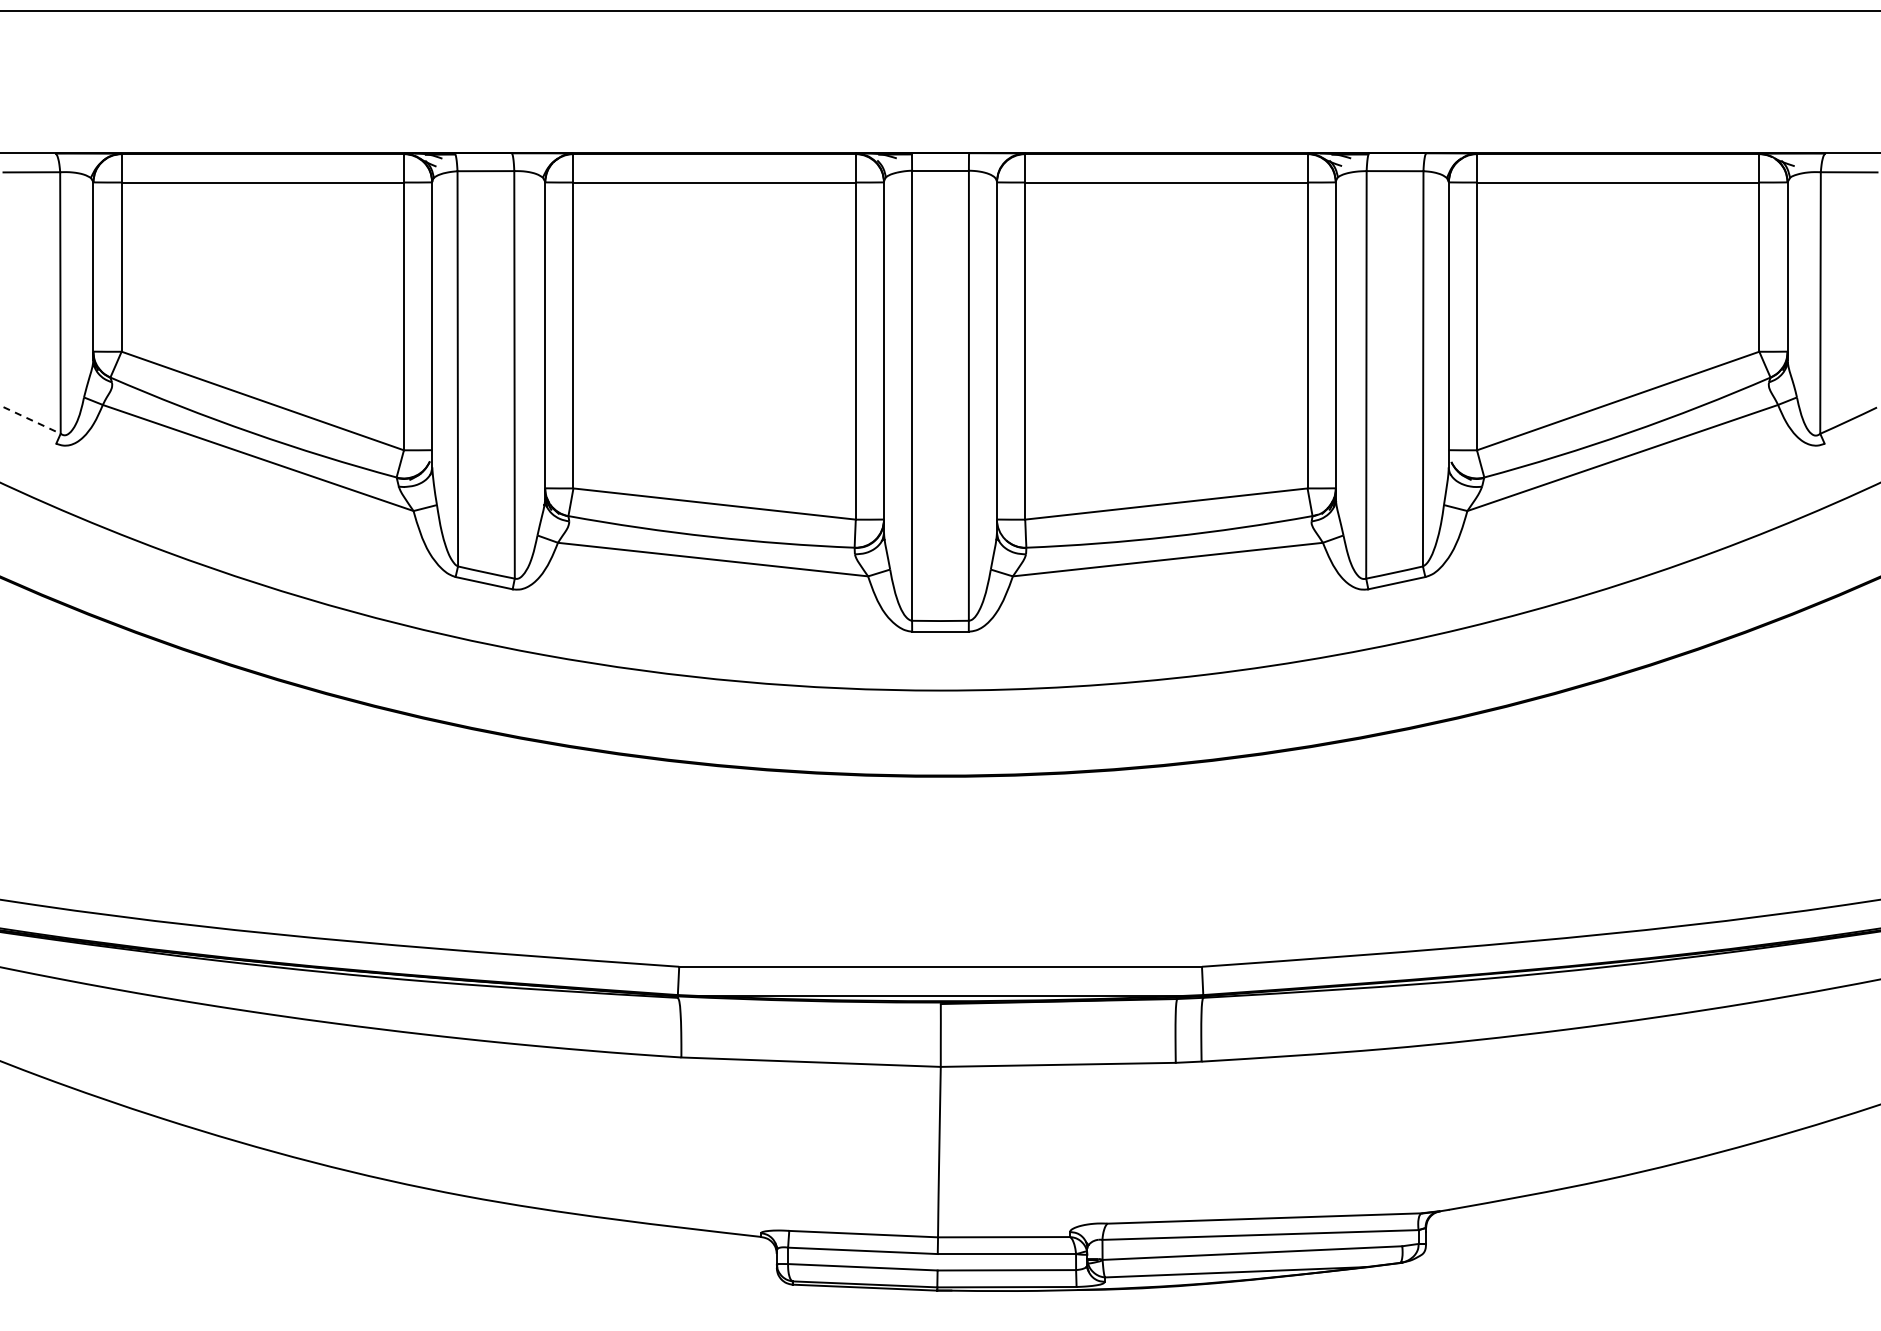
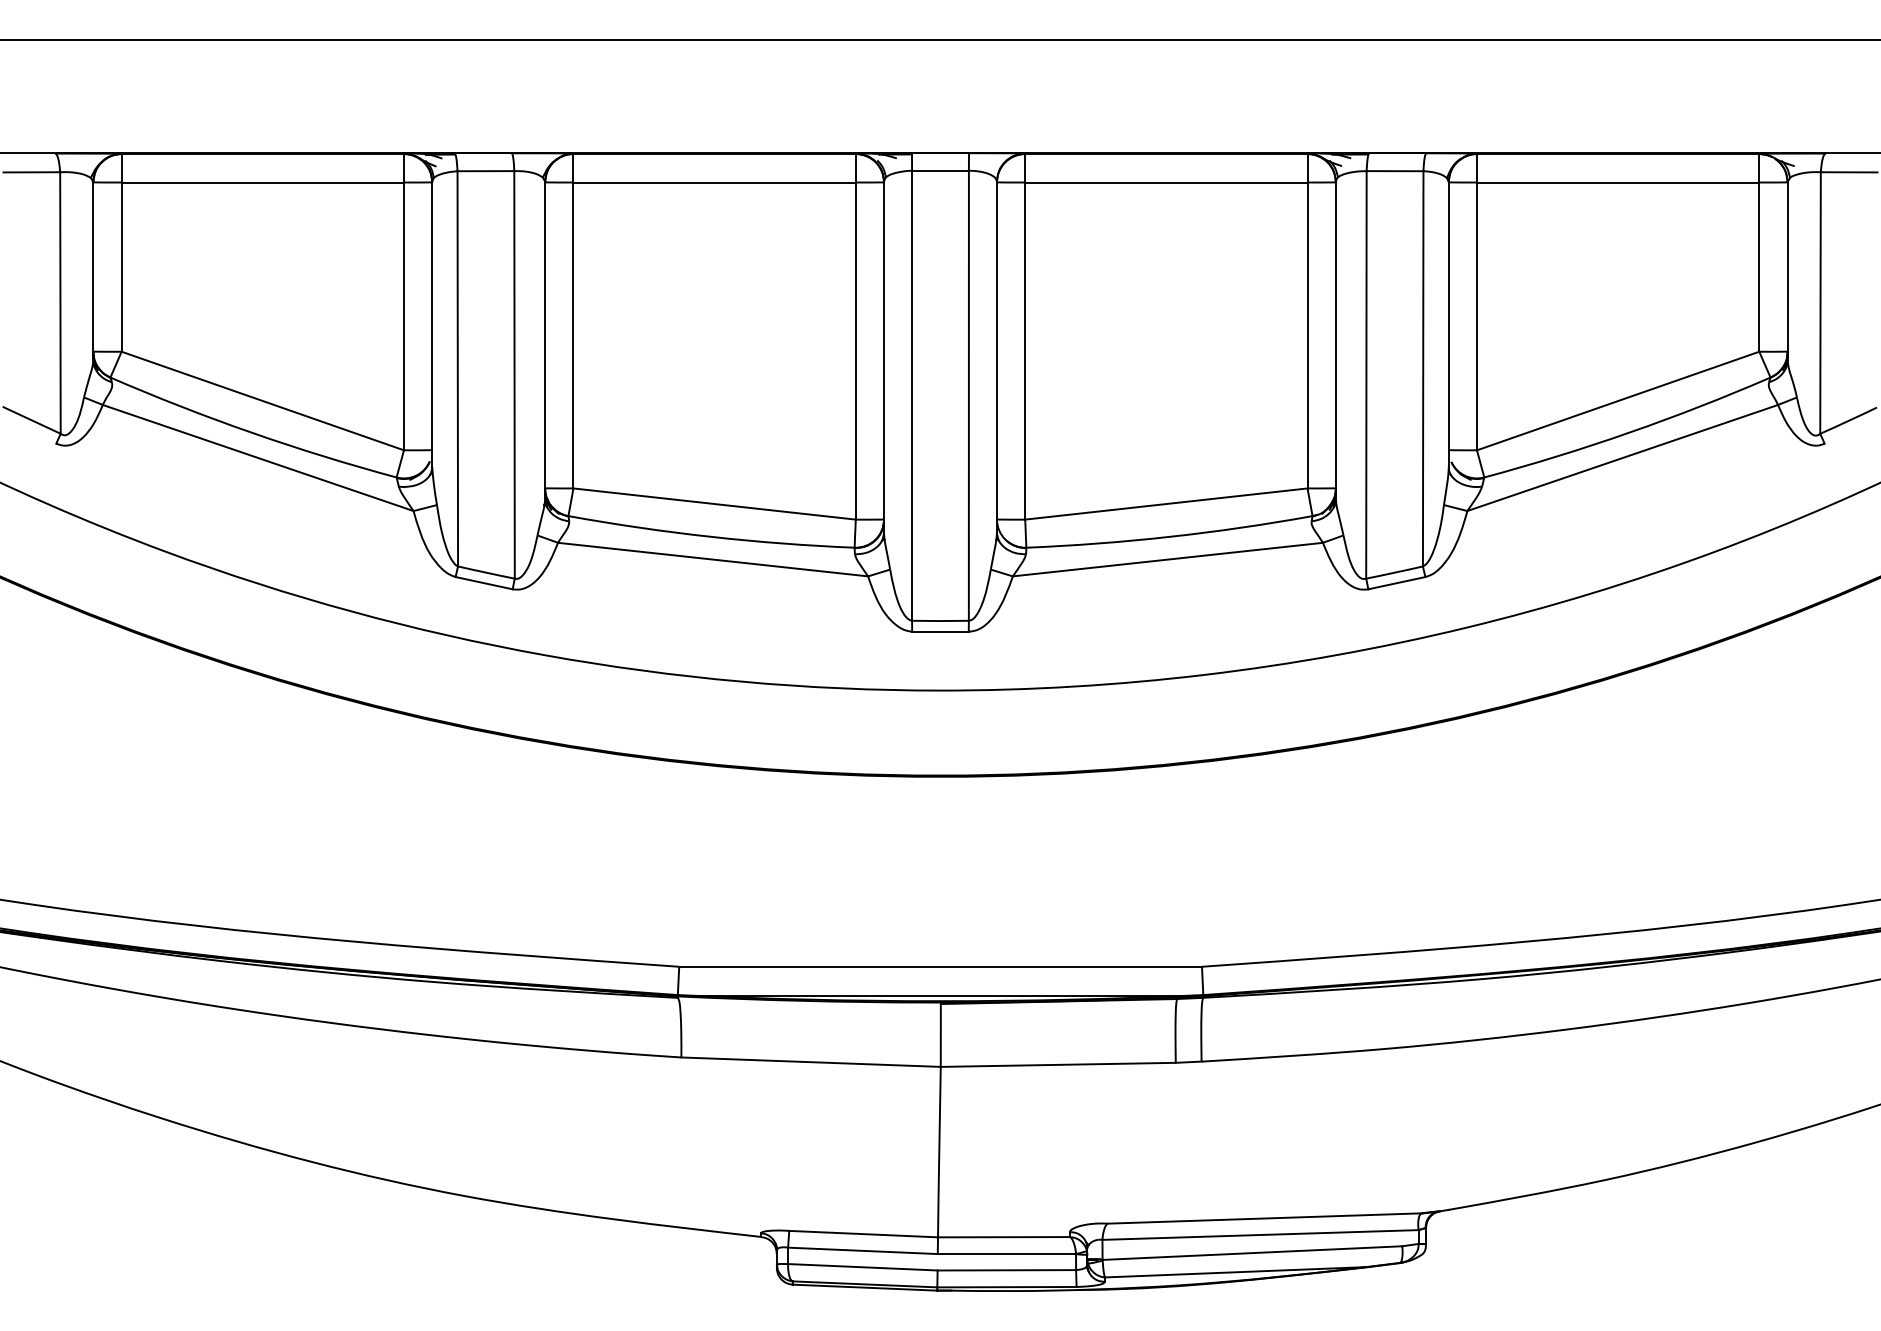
line position: (939, 10) -> (939, 39) (939, 39)
line: dashed -> solid (32, 420)
